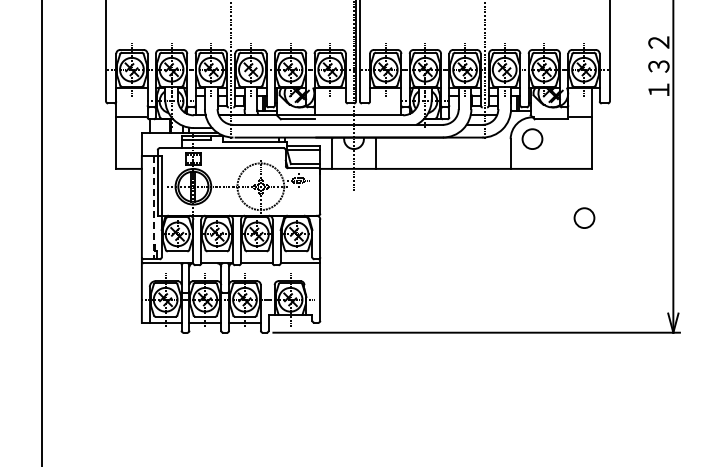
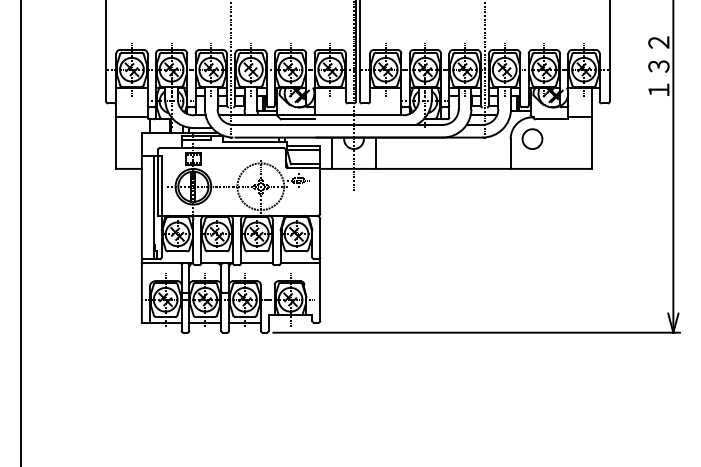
line: dashed -> solid (153, 207)
circle: present -> none (584, 217)
line position: (42, 232) -> (21, 232) (21, 232)
